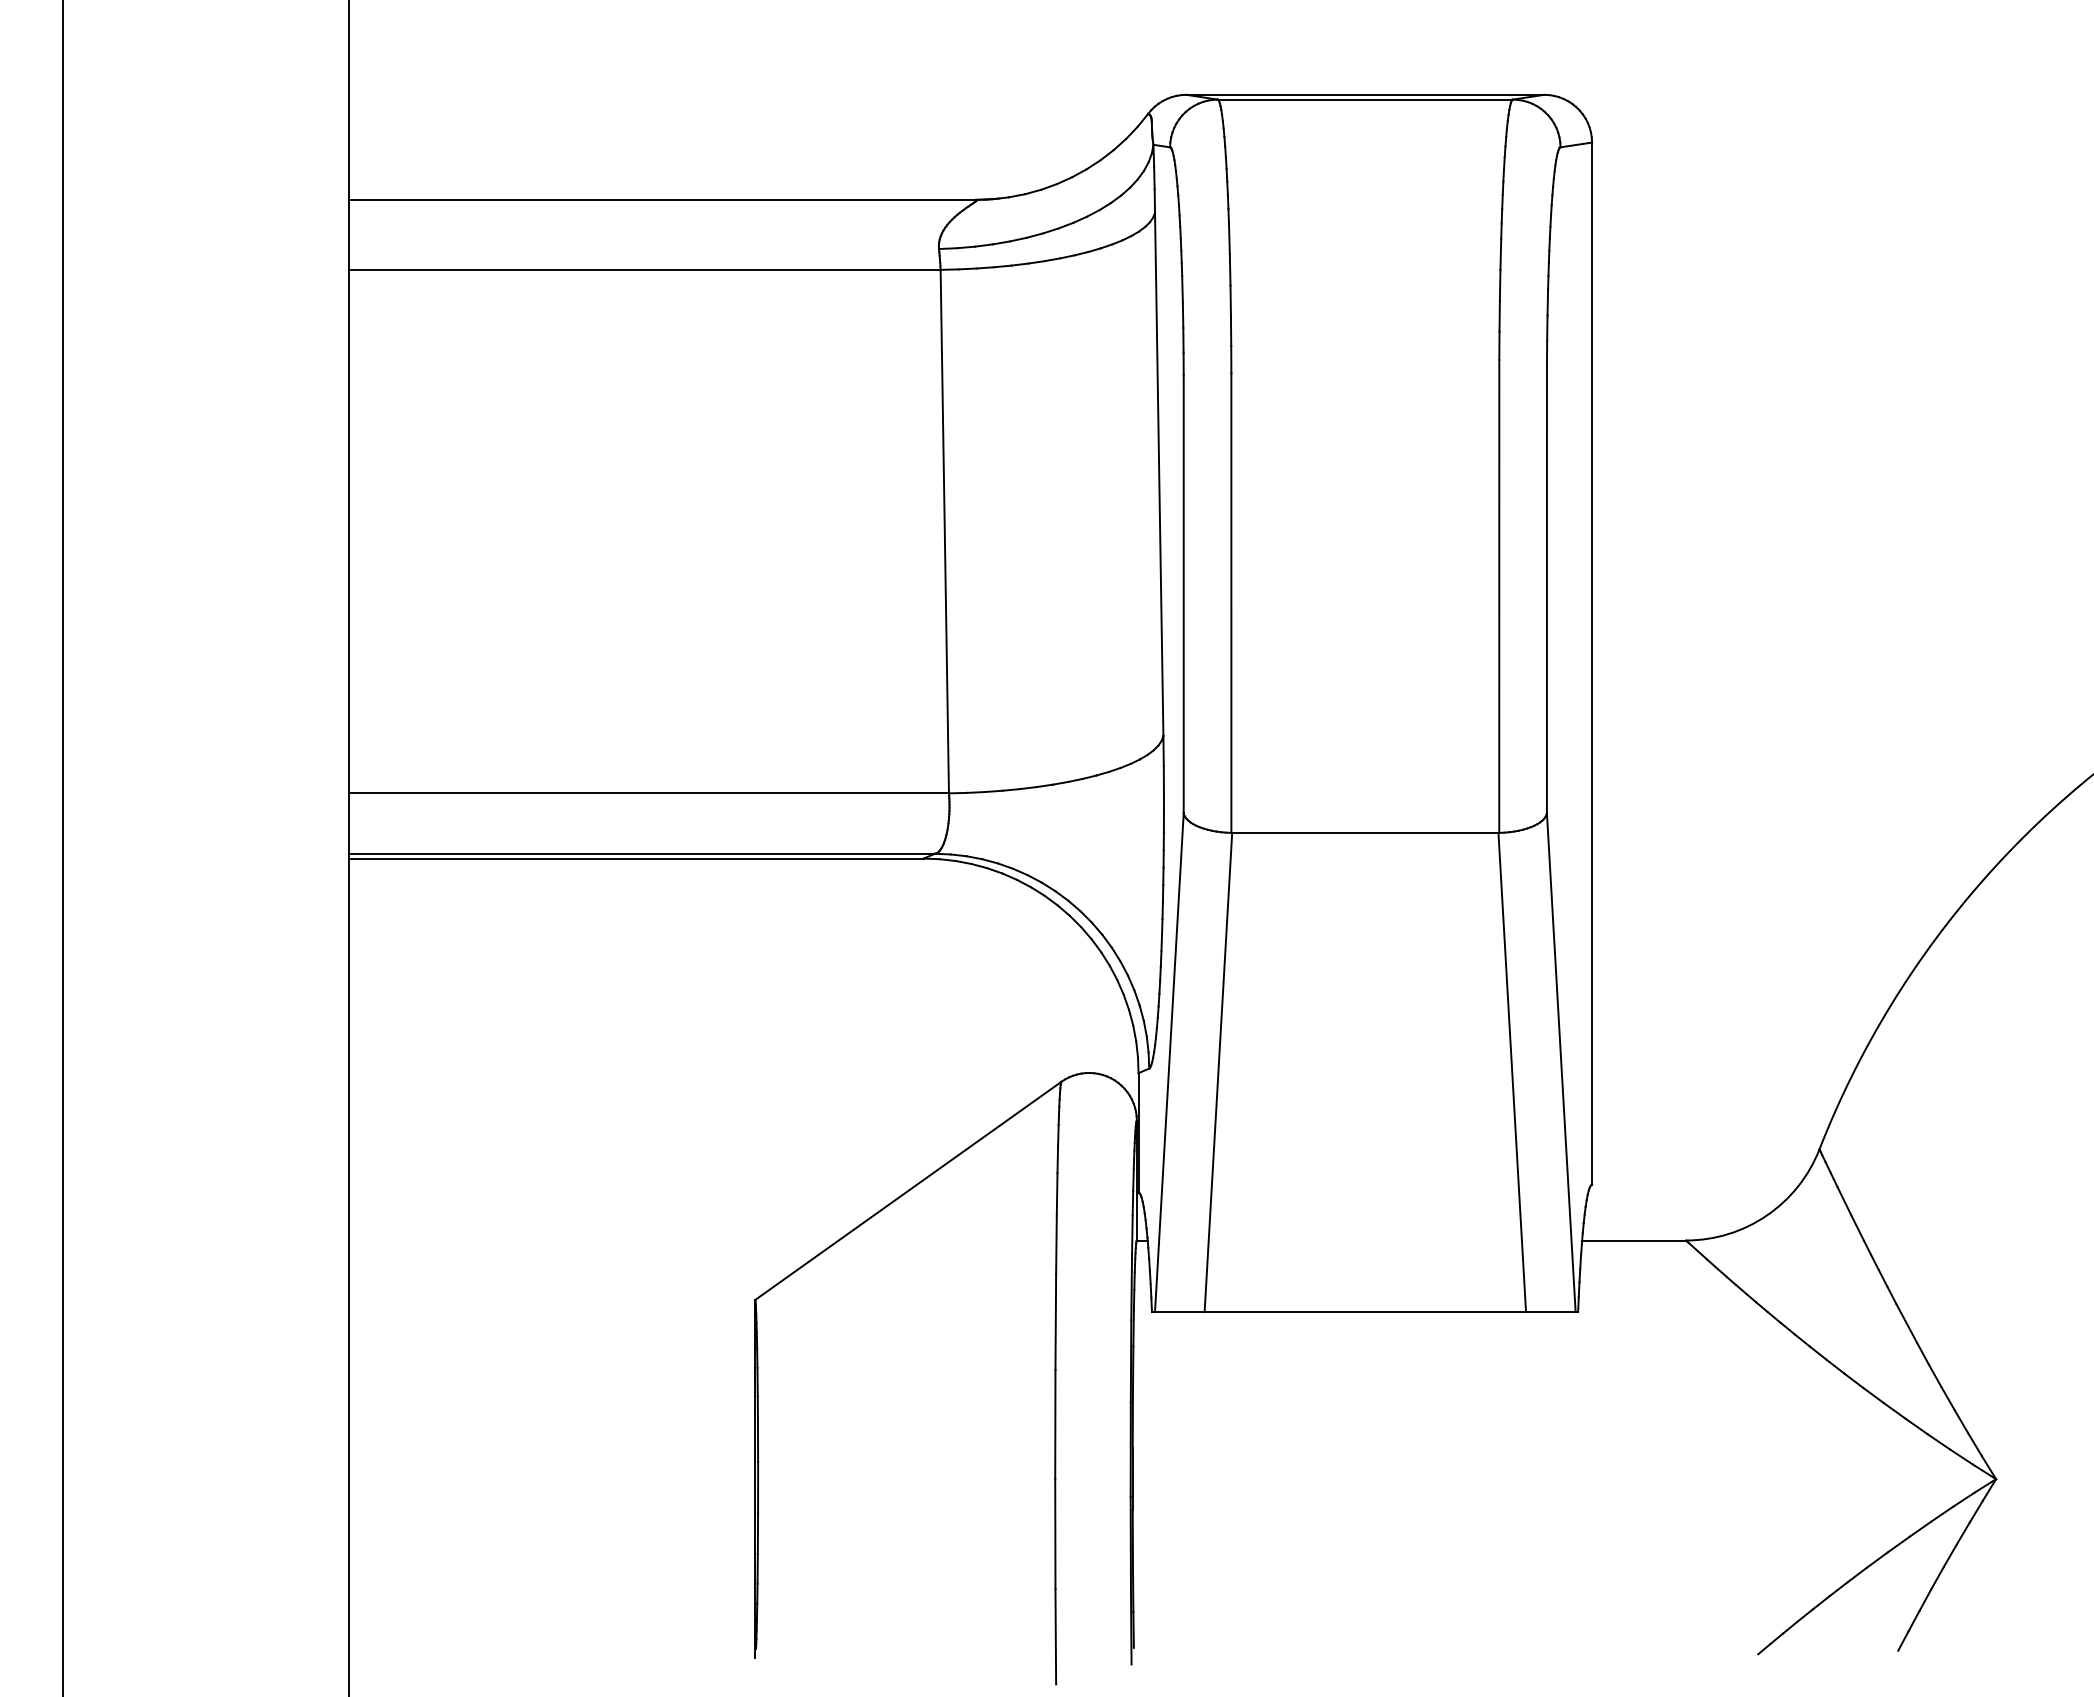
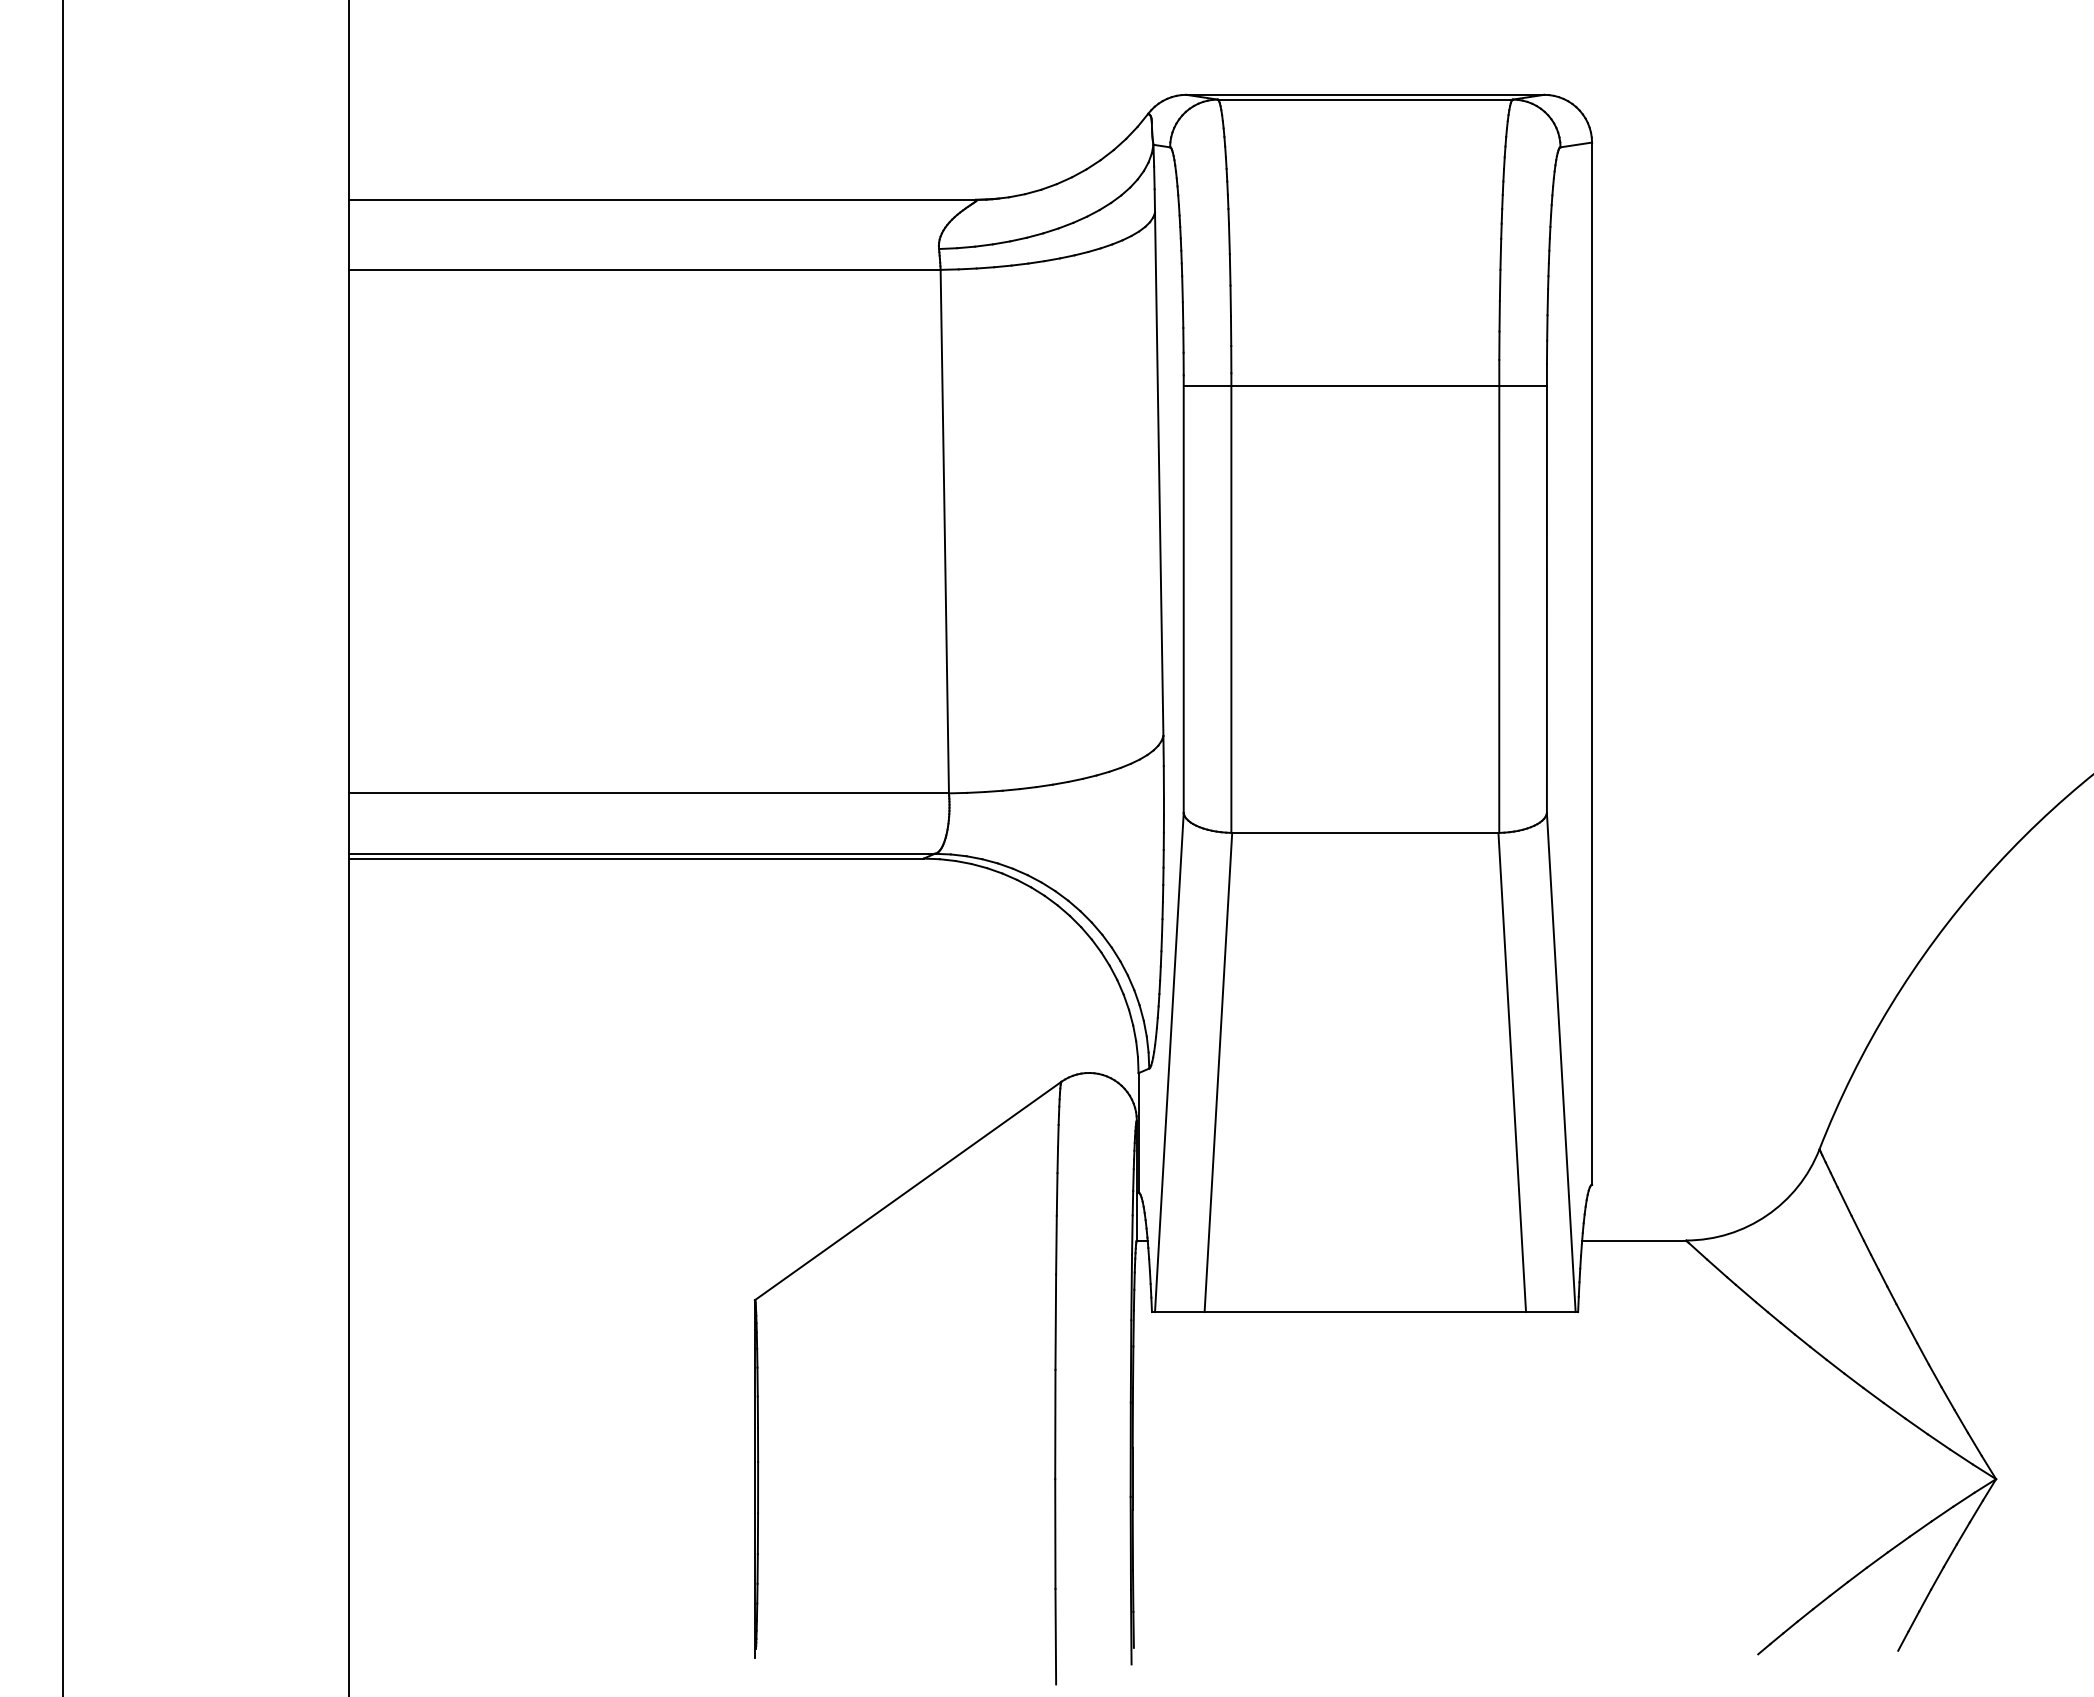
line: none -> present (1364, 386)
